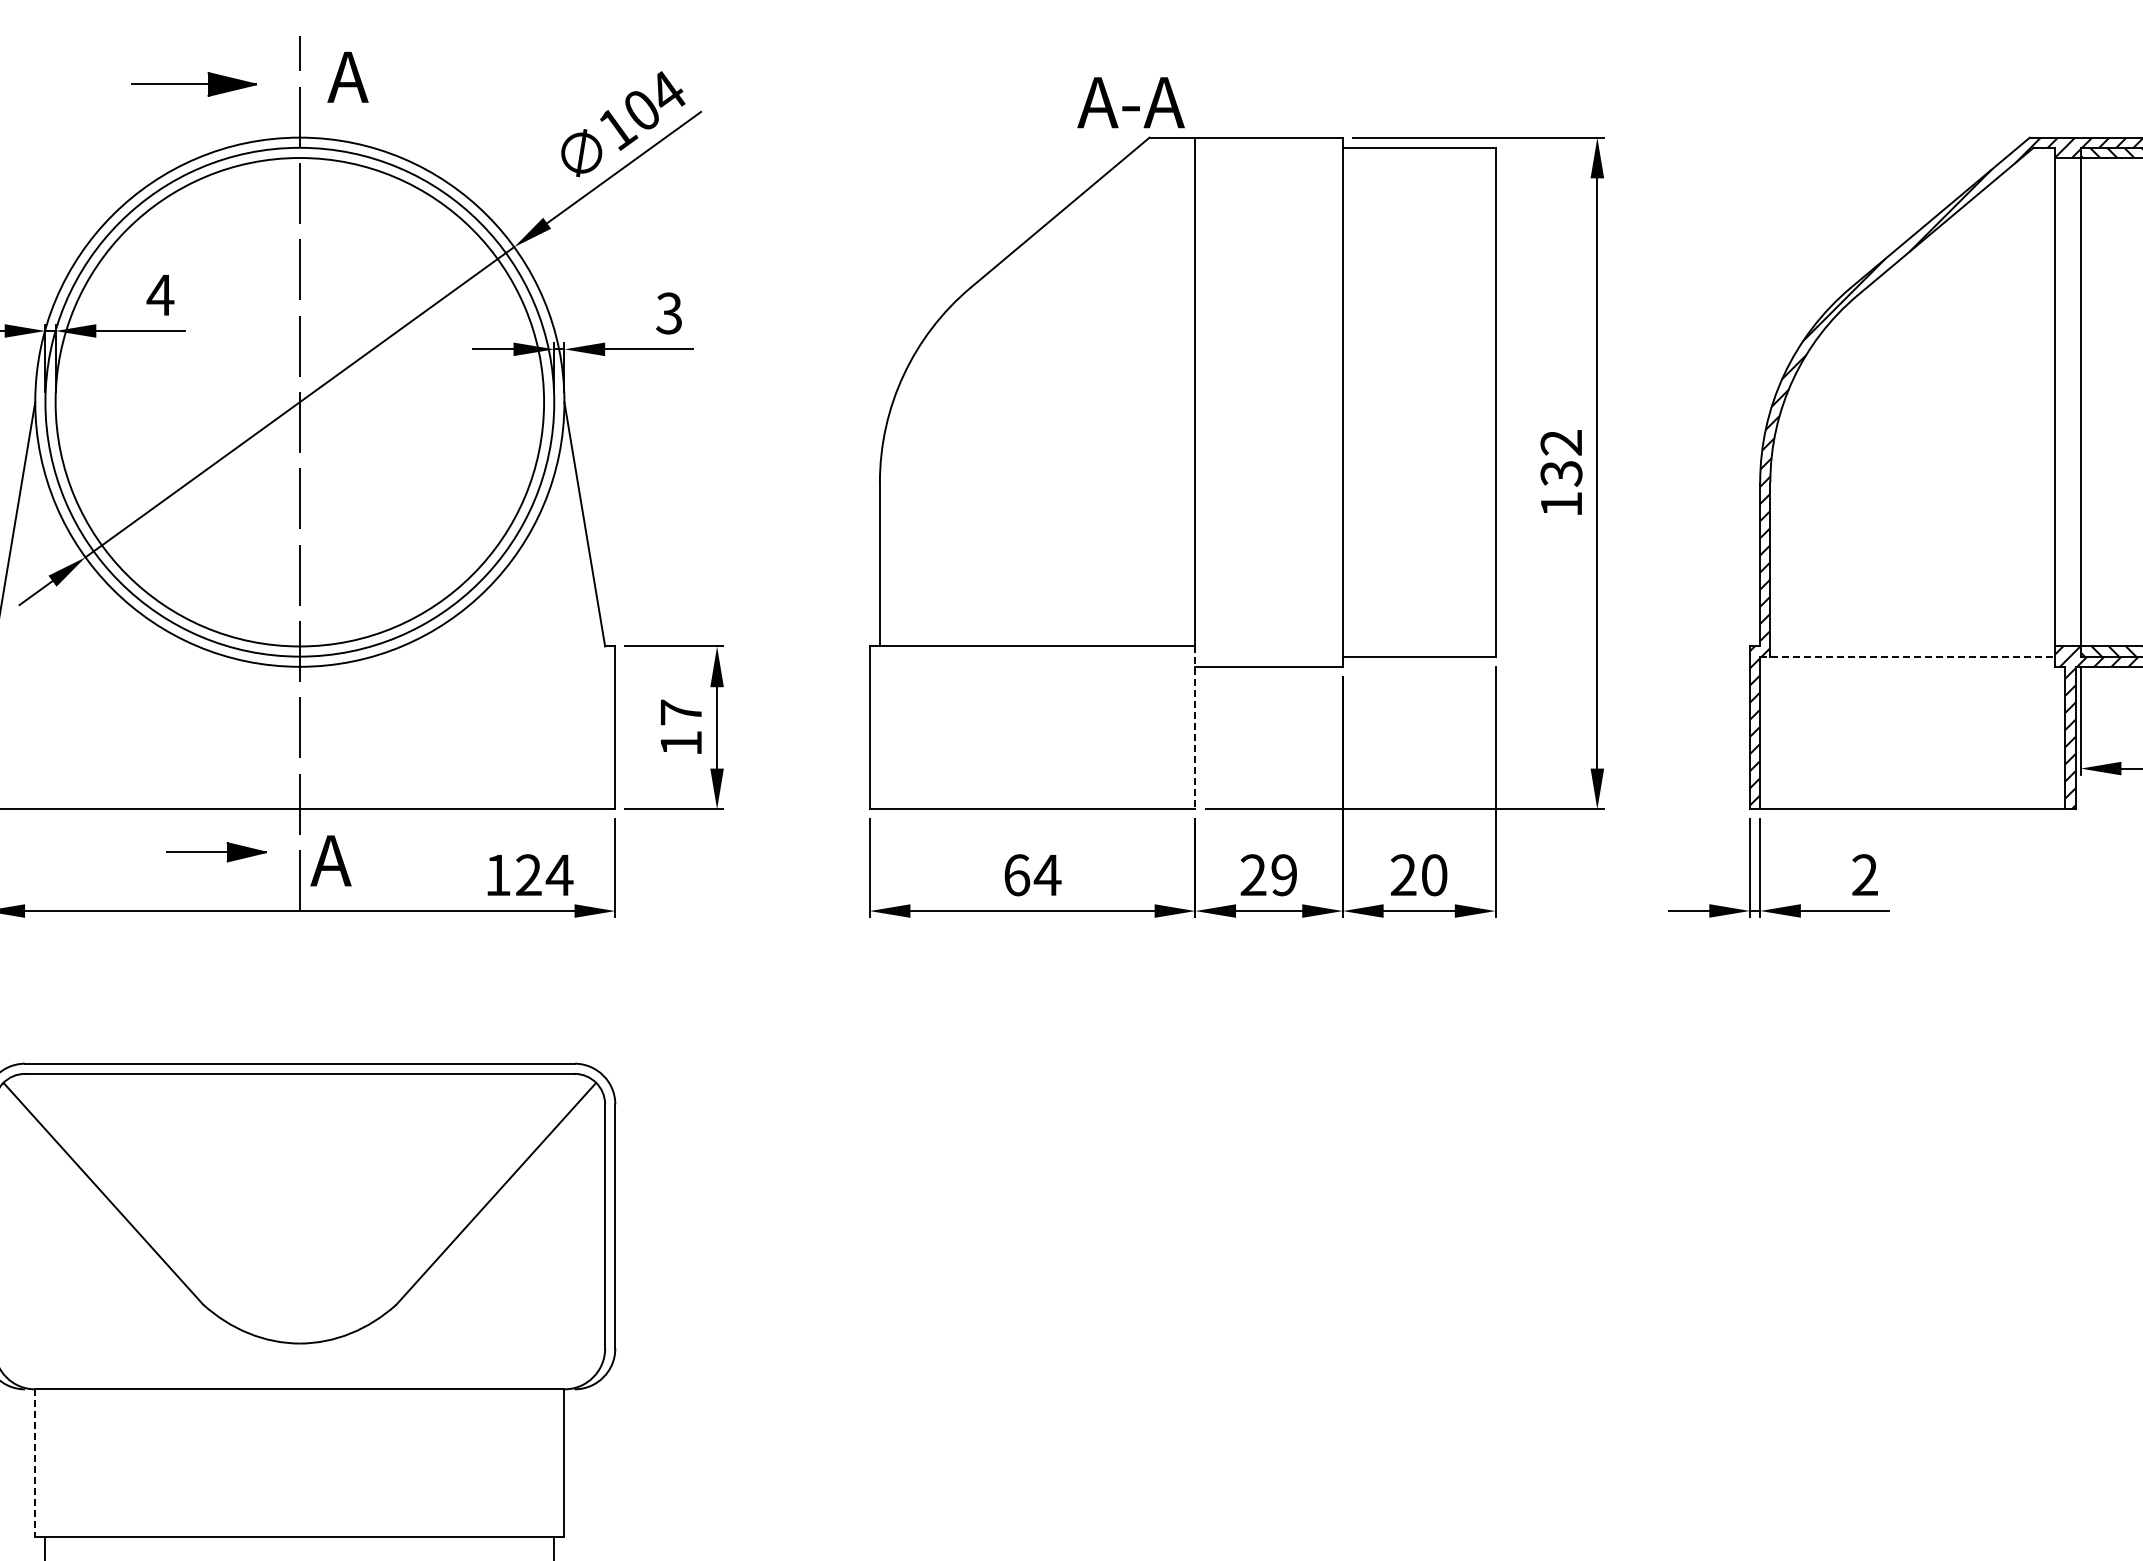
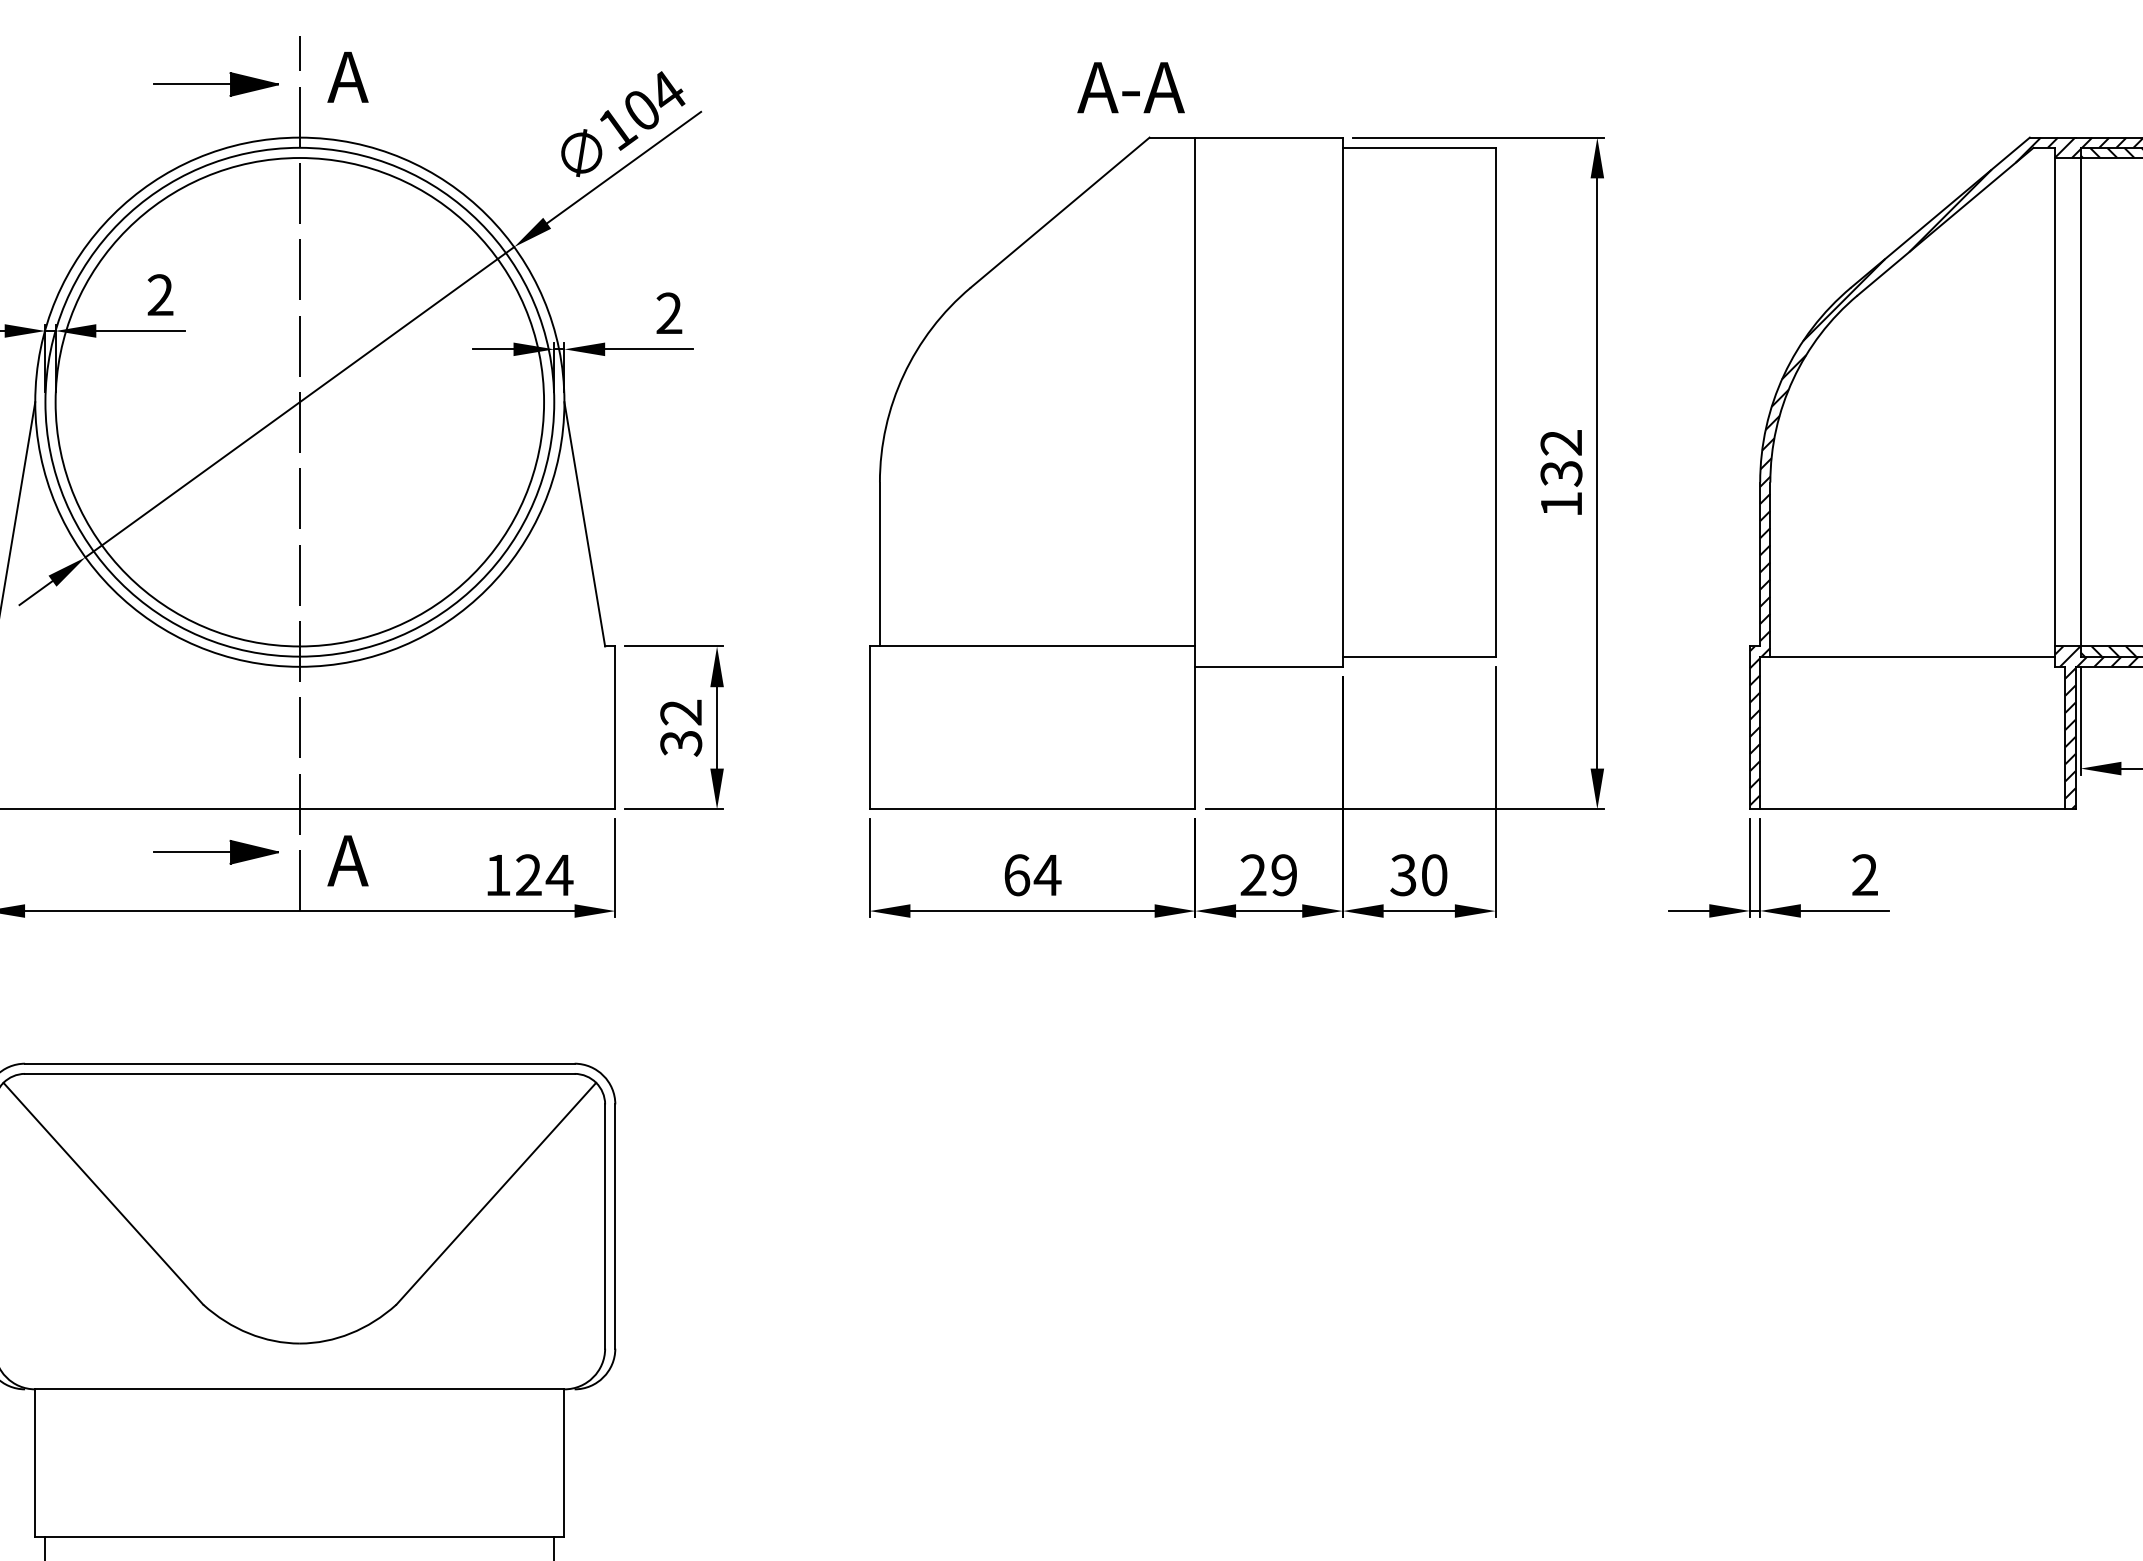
part position: (193, 84) -> (215, 84) (215, 84)
text position: (1130, 102) -> (1130, 87) (1130, 87)
text: 4 -> 2 (160, 294)
text: 3 -> 2 (669, 313)
line: dashed -> solid (1907, 656)
text: 17 -> 32 (681, 727)
line: dashed -> solid (1195, 728)
part size: 101x21 px -> 126x25 px (215, 852)
text position: (330, 860) -> (347, 860) (347, 860)
text: 20 -> 30 (1403, 875)
line: dashed -> solid (35, 1463)
